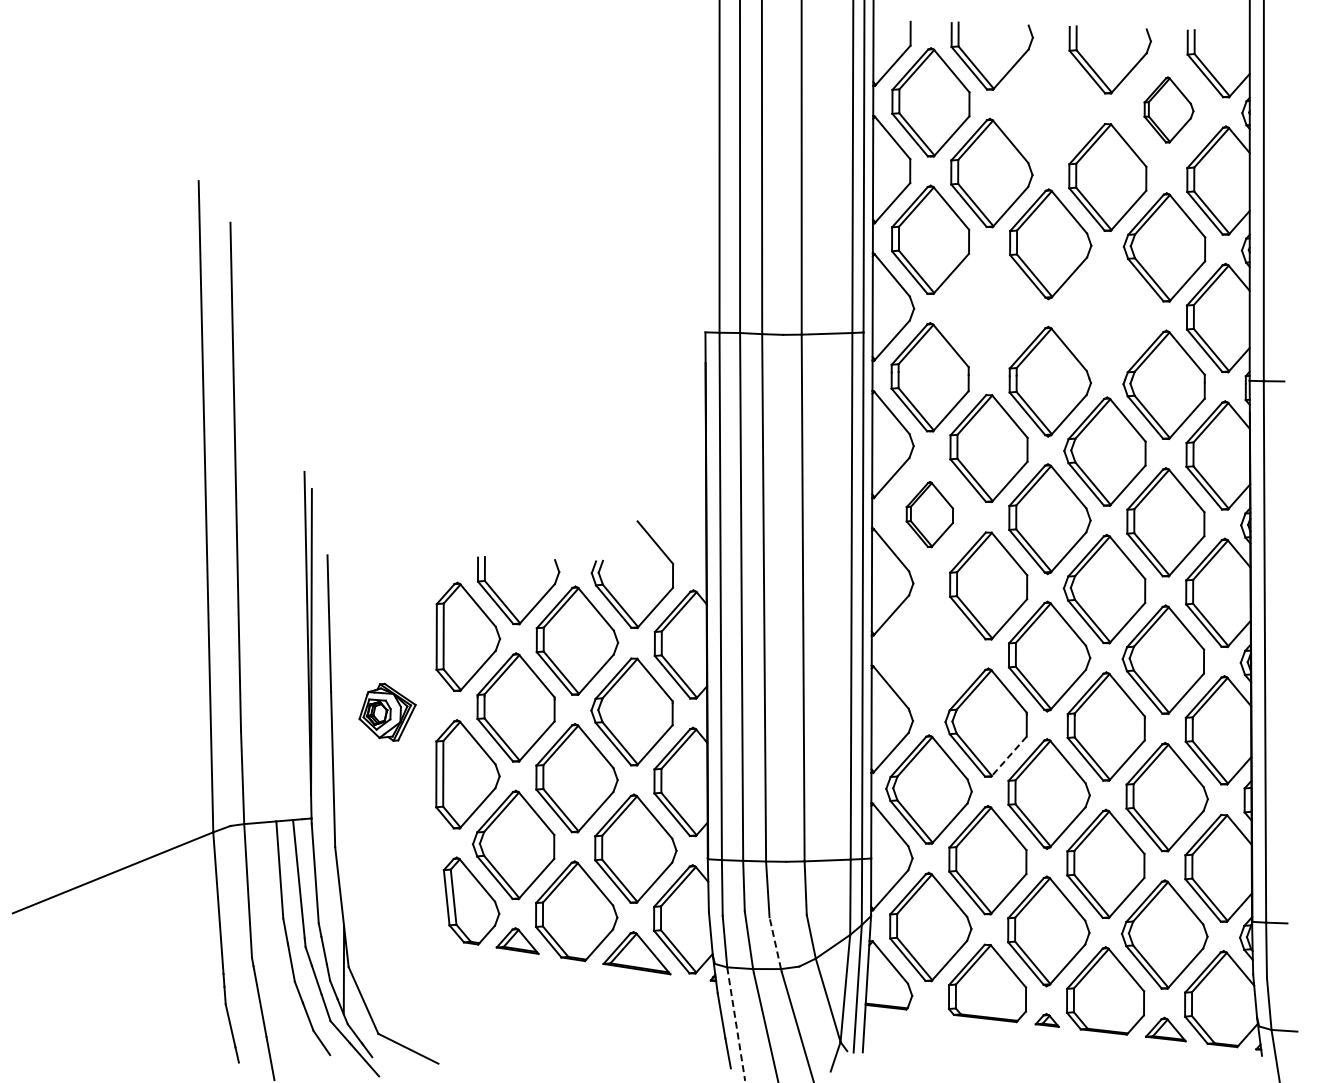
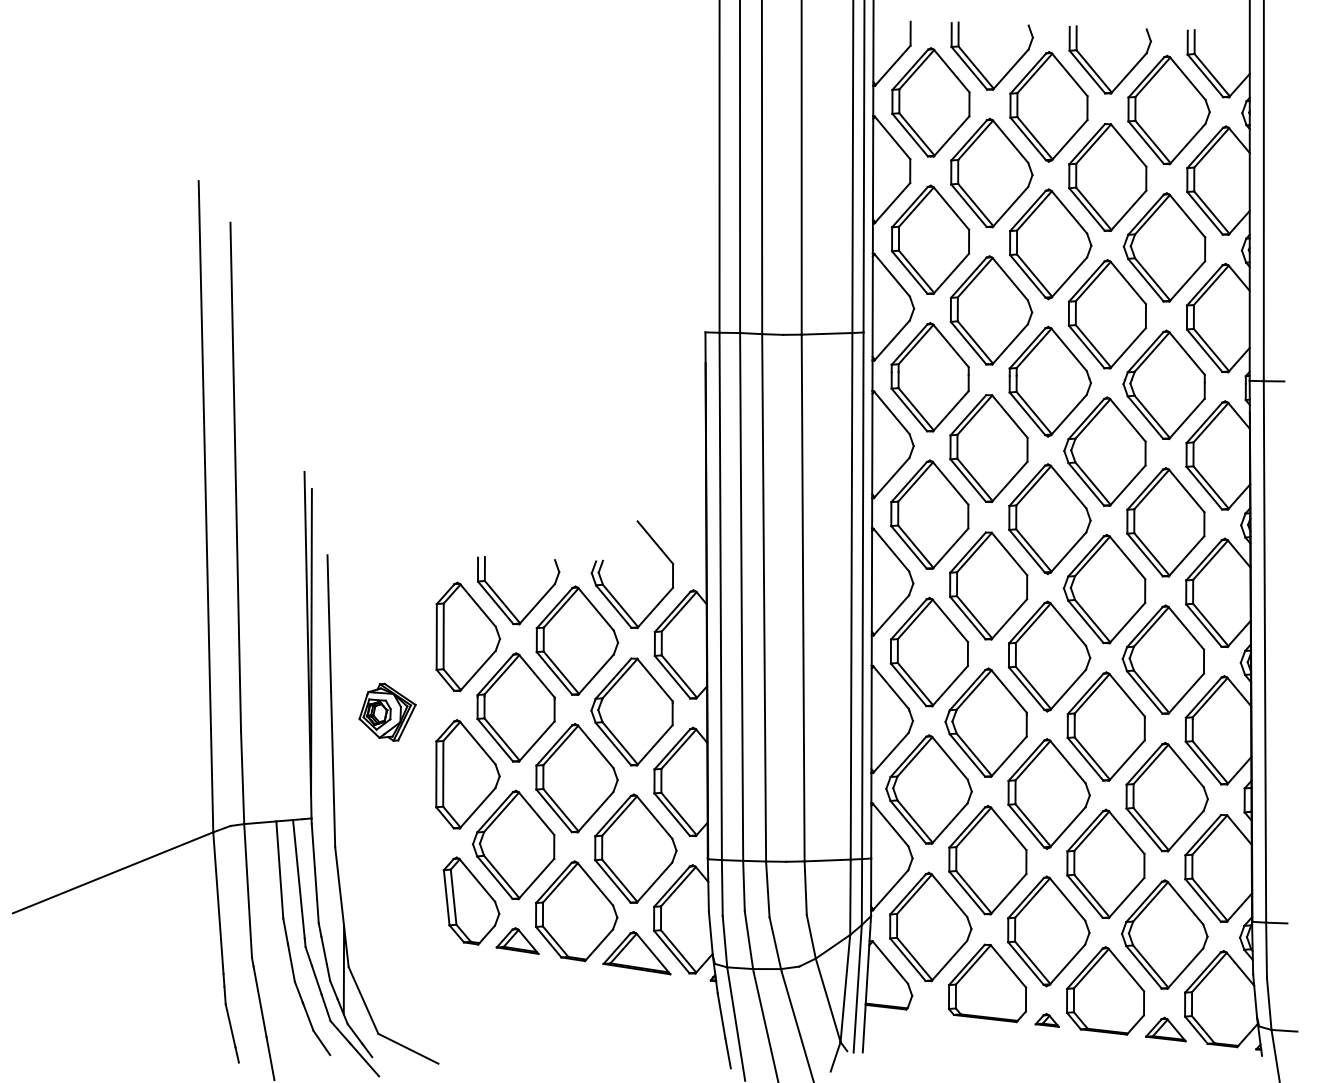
part: none -> present (1048, 106)
part size: 52x68 px -> 84x112 px (1168, 109)
part: none -> present (991, 310)
part: none -> present (1106, 314)
part size: 50x68 px -> 80x111 px (929, 514)
part: none -> present (928, 652)
line: dashed -> solid (1008, 756)
line: dashed -> solid (775, 943)
line: dashed -> solid (736, 1024)
